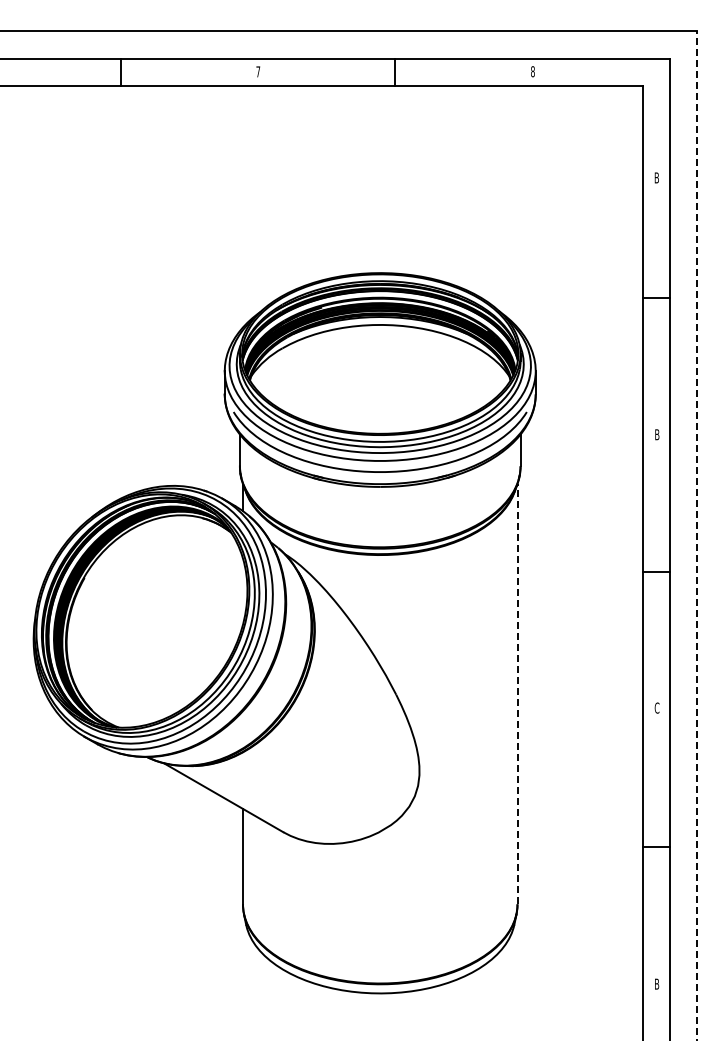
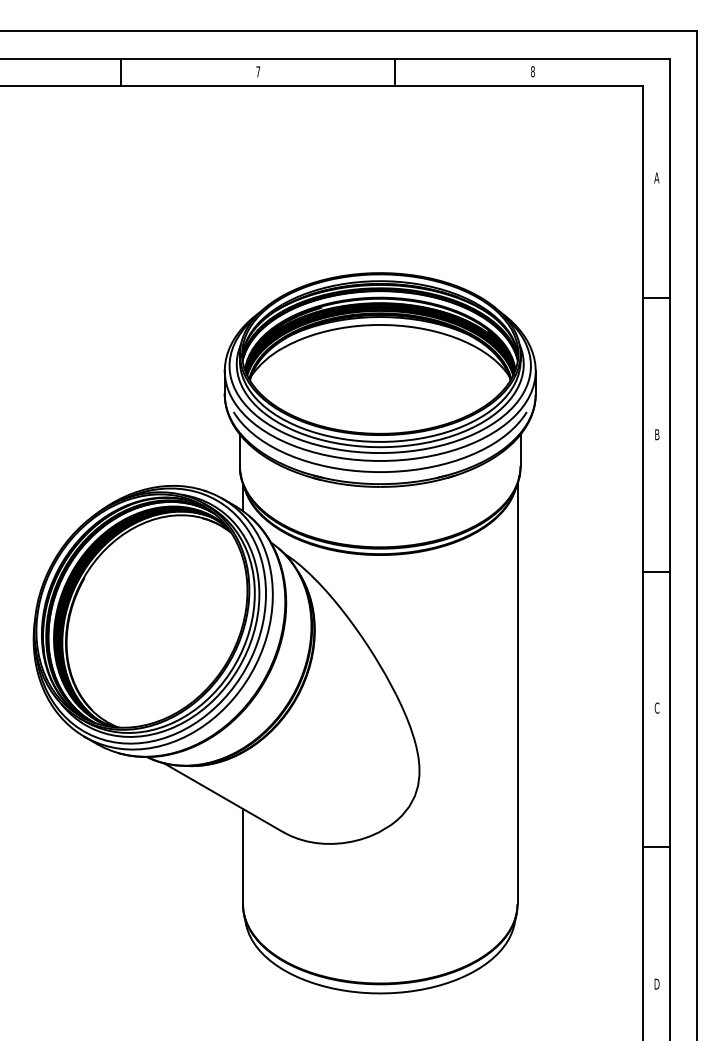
text: B -> A (656, 177)
line: dashed -> solid (697, 535)
line: dashed -> solid (517, 693)
text: B -> D (656, 983)
